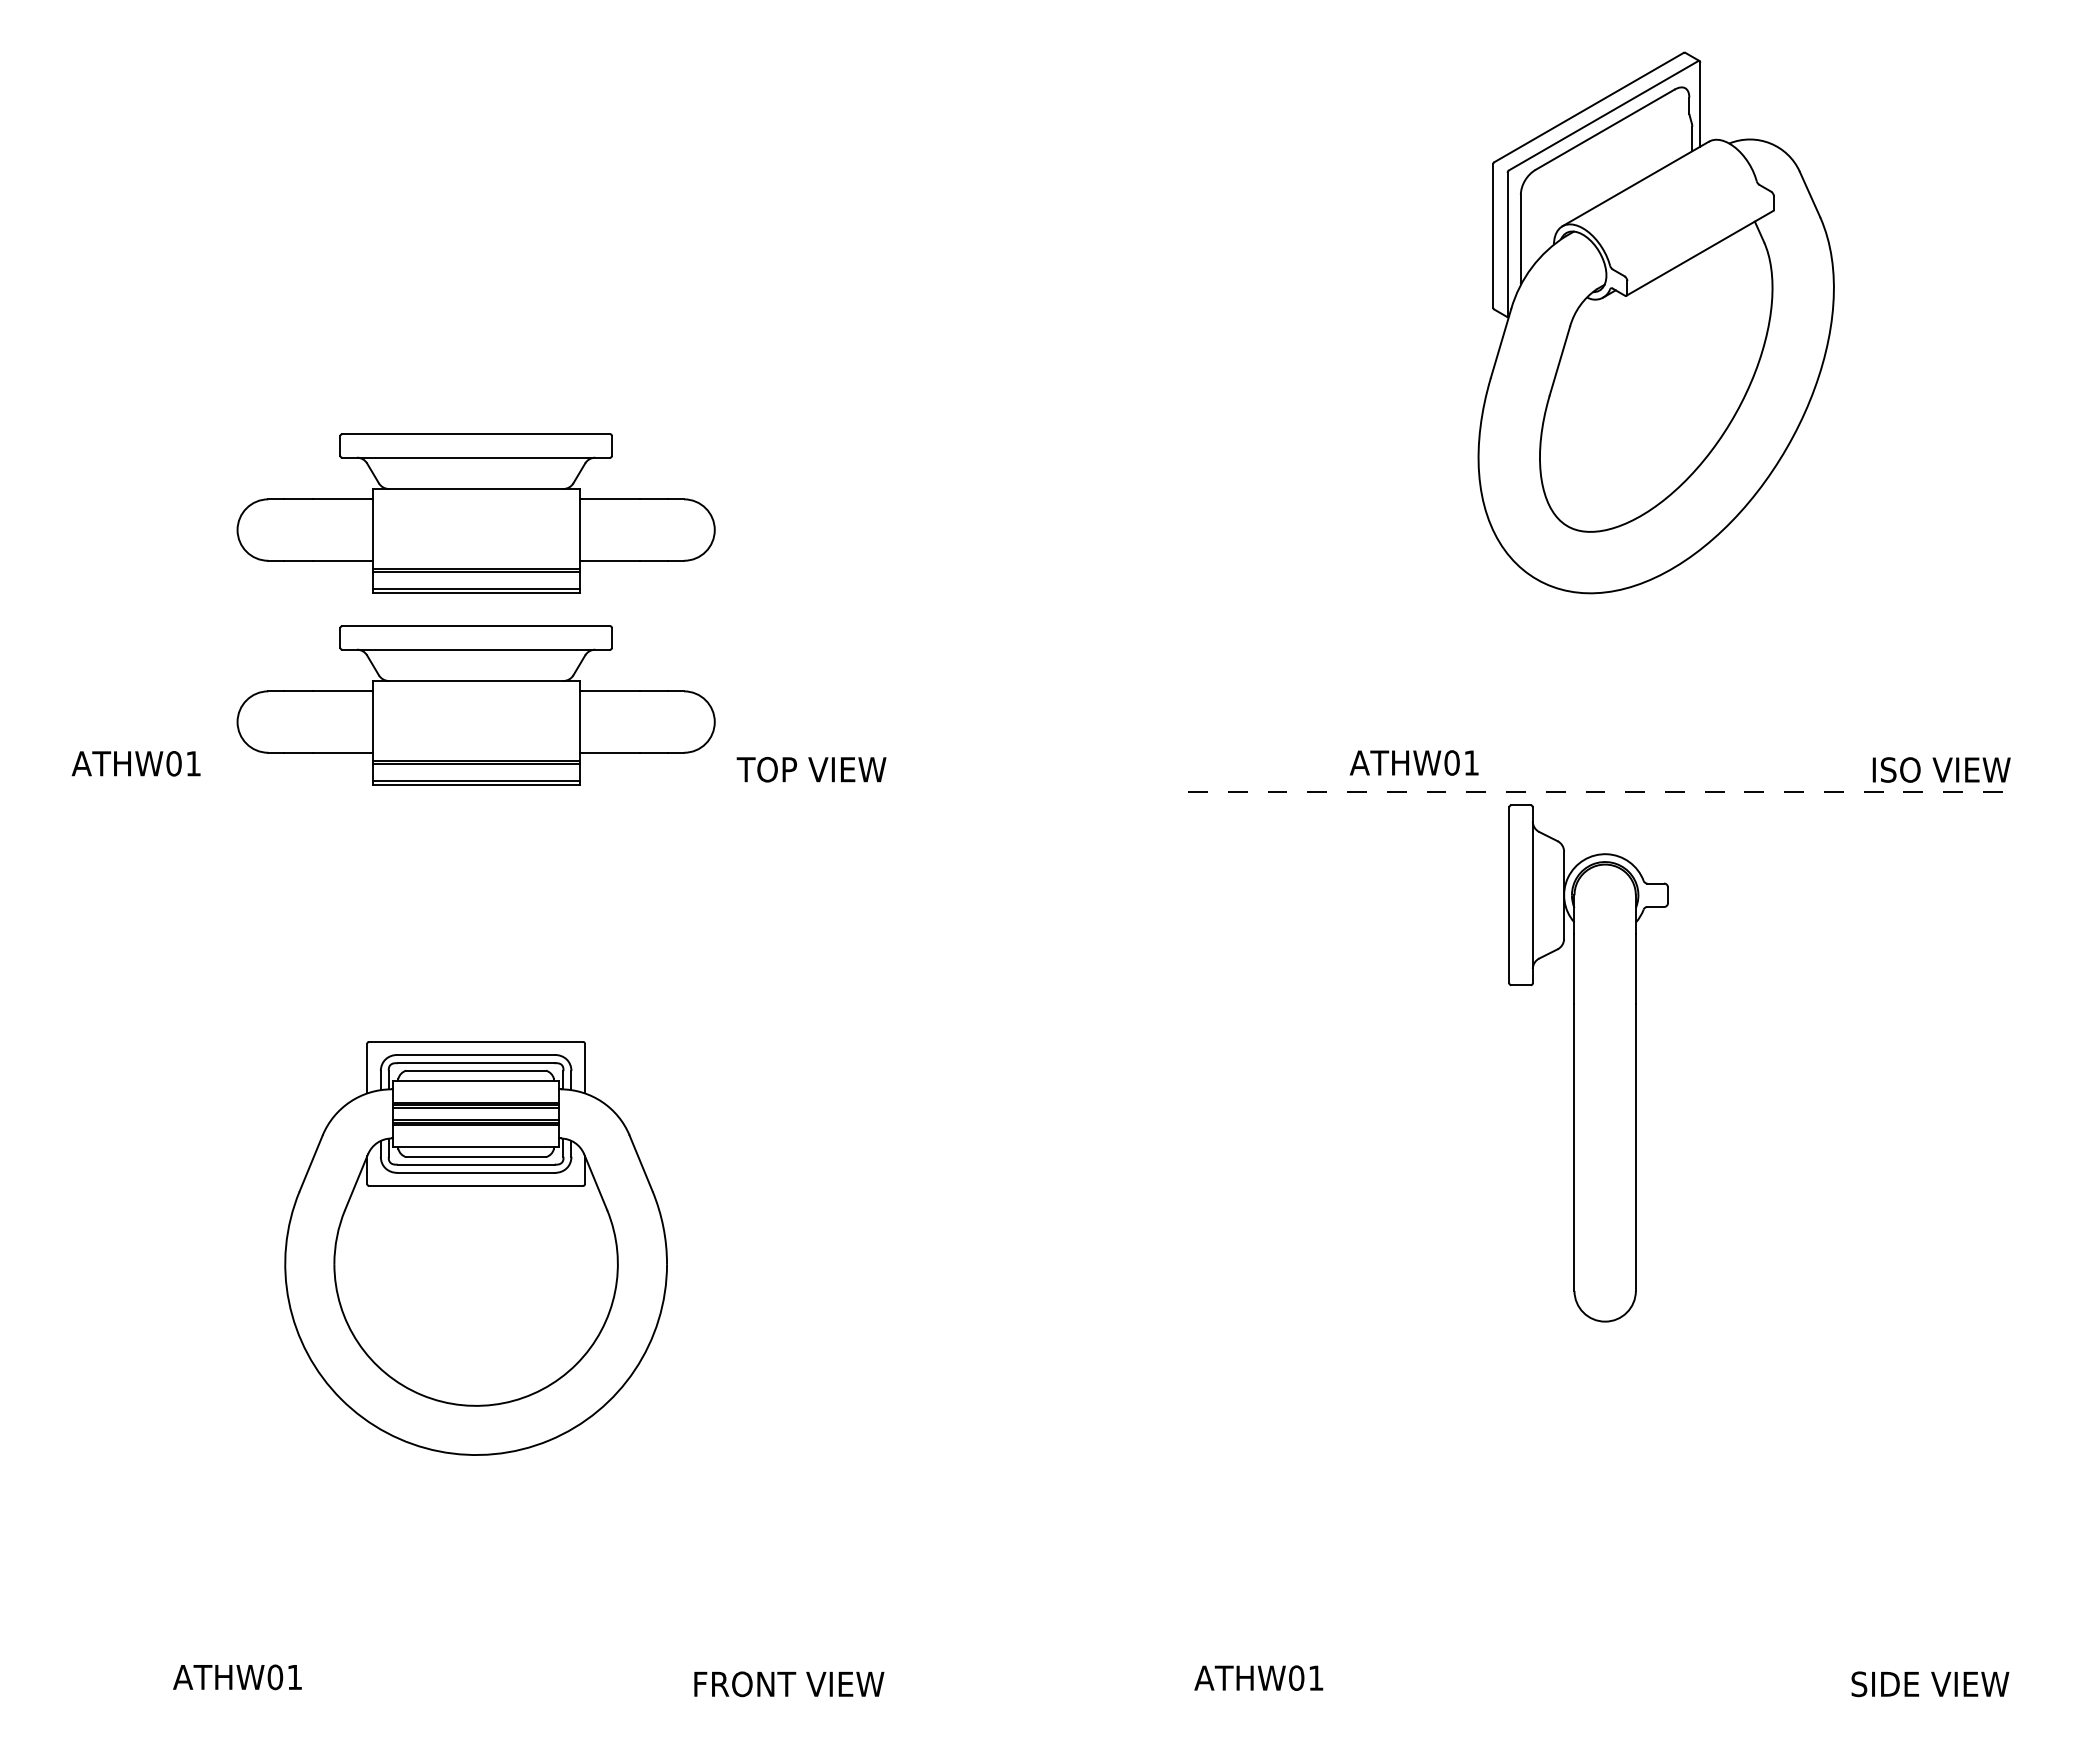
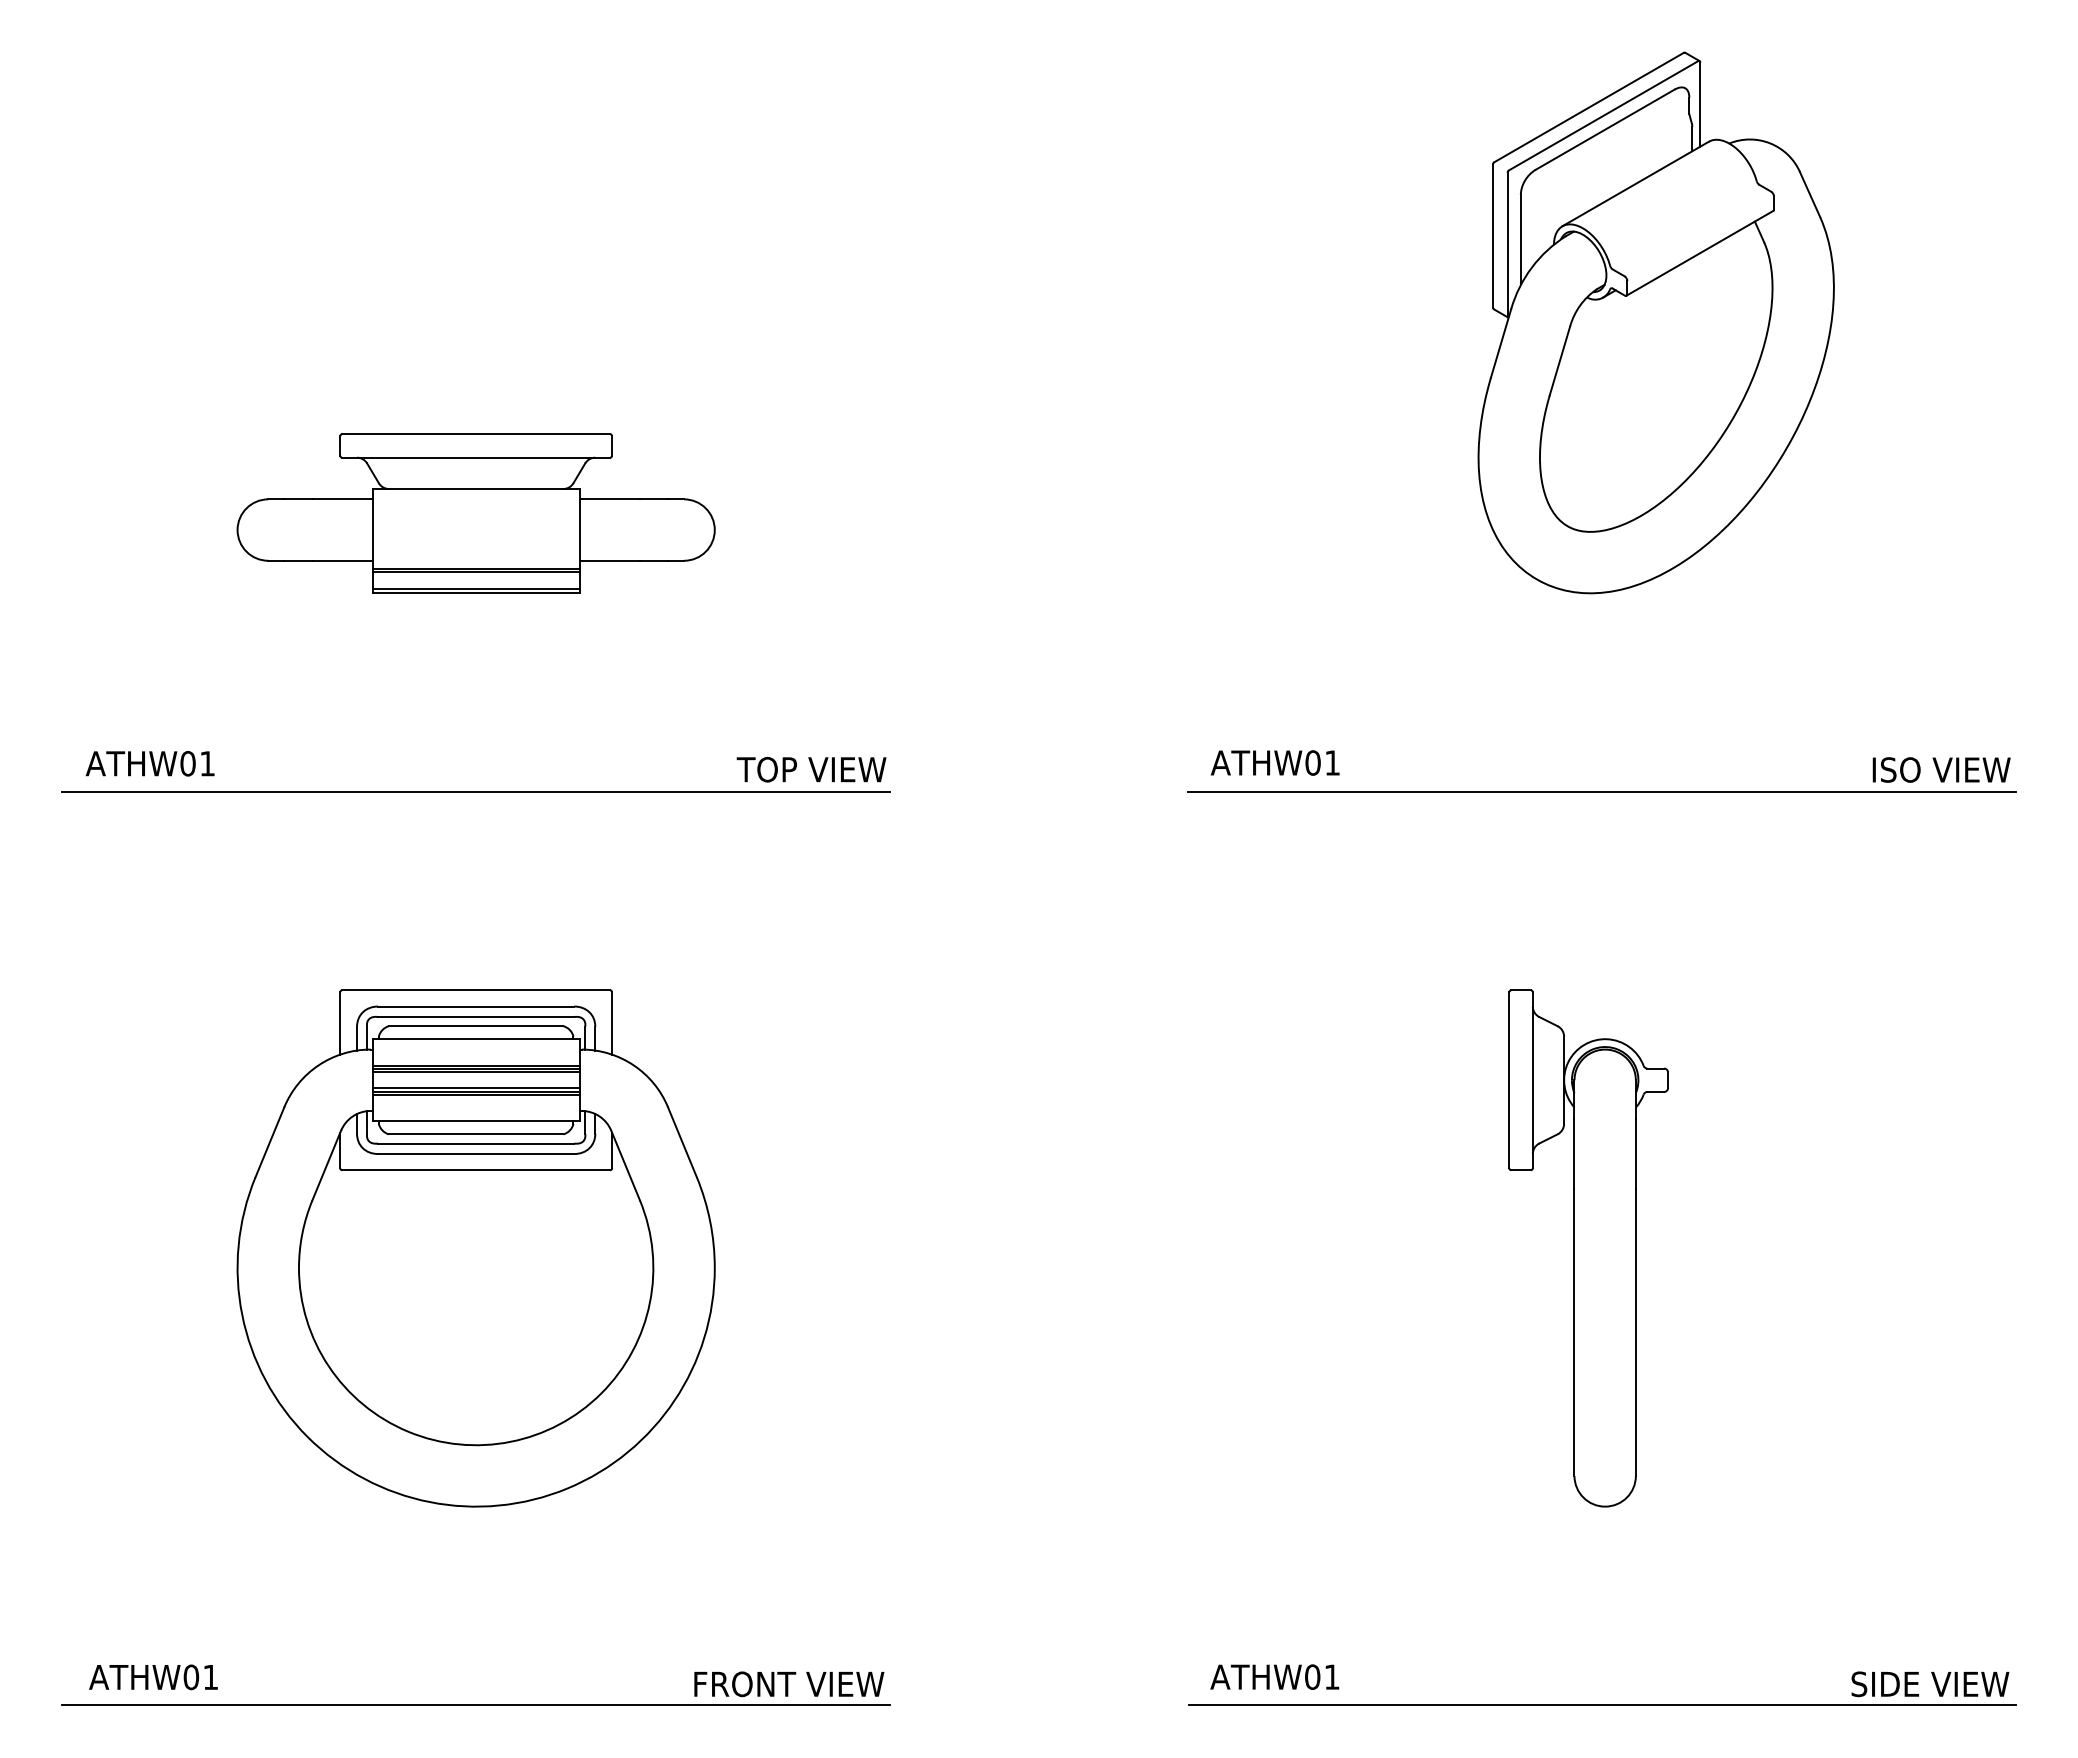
part: present -> none (475, 705)
text position: (1413, 762) -> (1274, 762) (1274, 762)
text position: (135, 763) -> (149, 763) (149, 763)
line: none -> present (476, 791)
line: dashed -> solid (1601, 791)
part position: (1588, 1063) -> (1588, 1248) (1588, 1248)
part size: 384x415 px -> 480x519 px (475, 1248)
text position: (237, 1677) -> (153, 1677) (153, 1677)
text position: (1258, 1677) -> (1274, 1676) (1274, 1676)
line: none -> present (476, 1705)
line: none -> present (1602, 1705)
